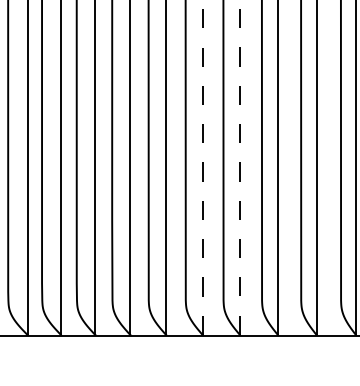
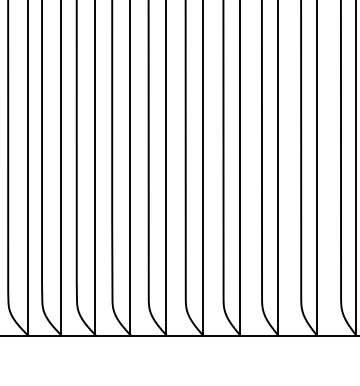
line: dashed -> solid (202, 167)
line: dashed -> solid (240, 167)
